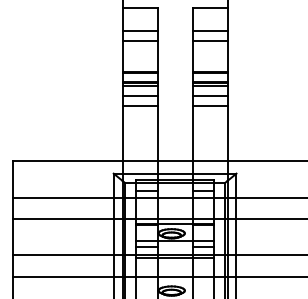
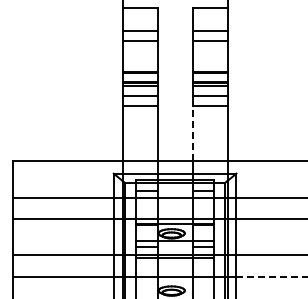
line: solid -> dashed (192, 133)
line: solid -> dashed (272, 277)
